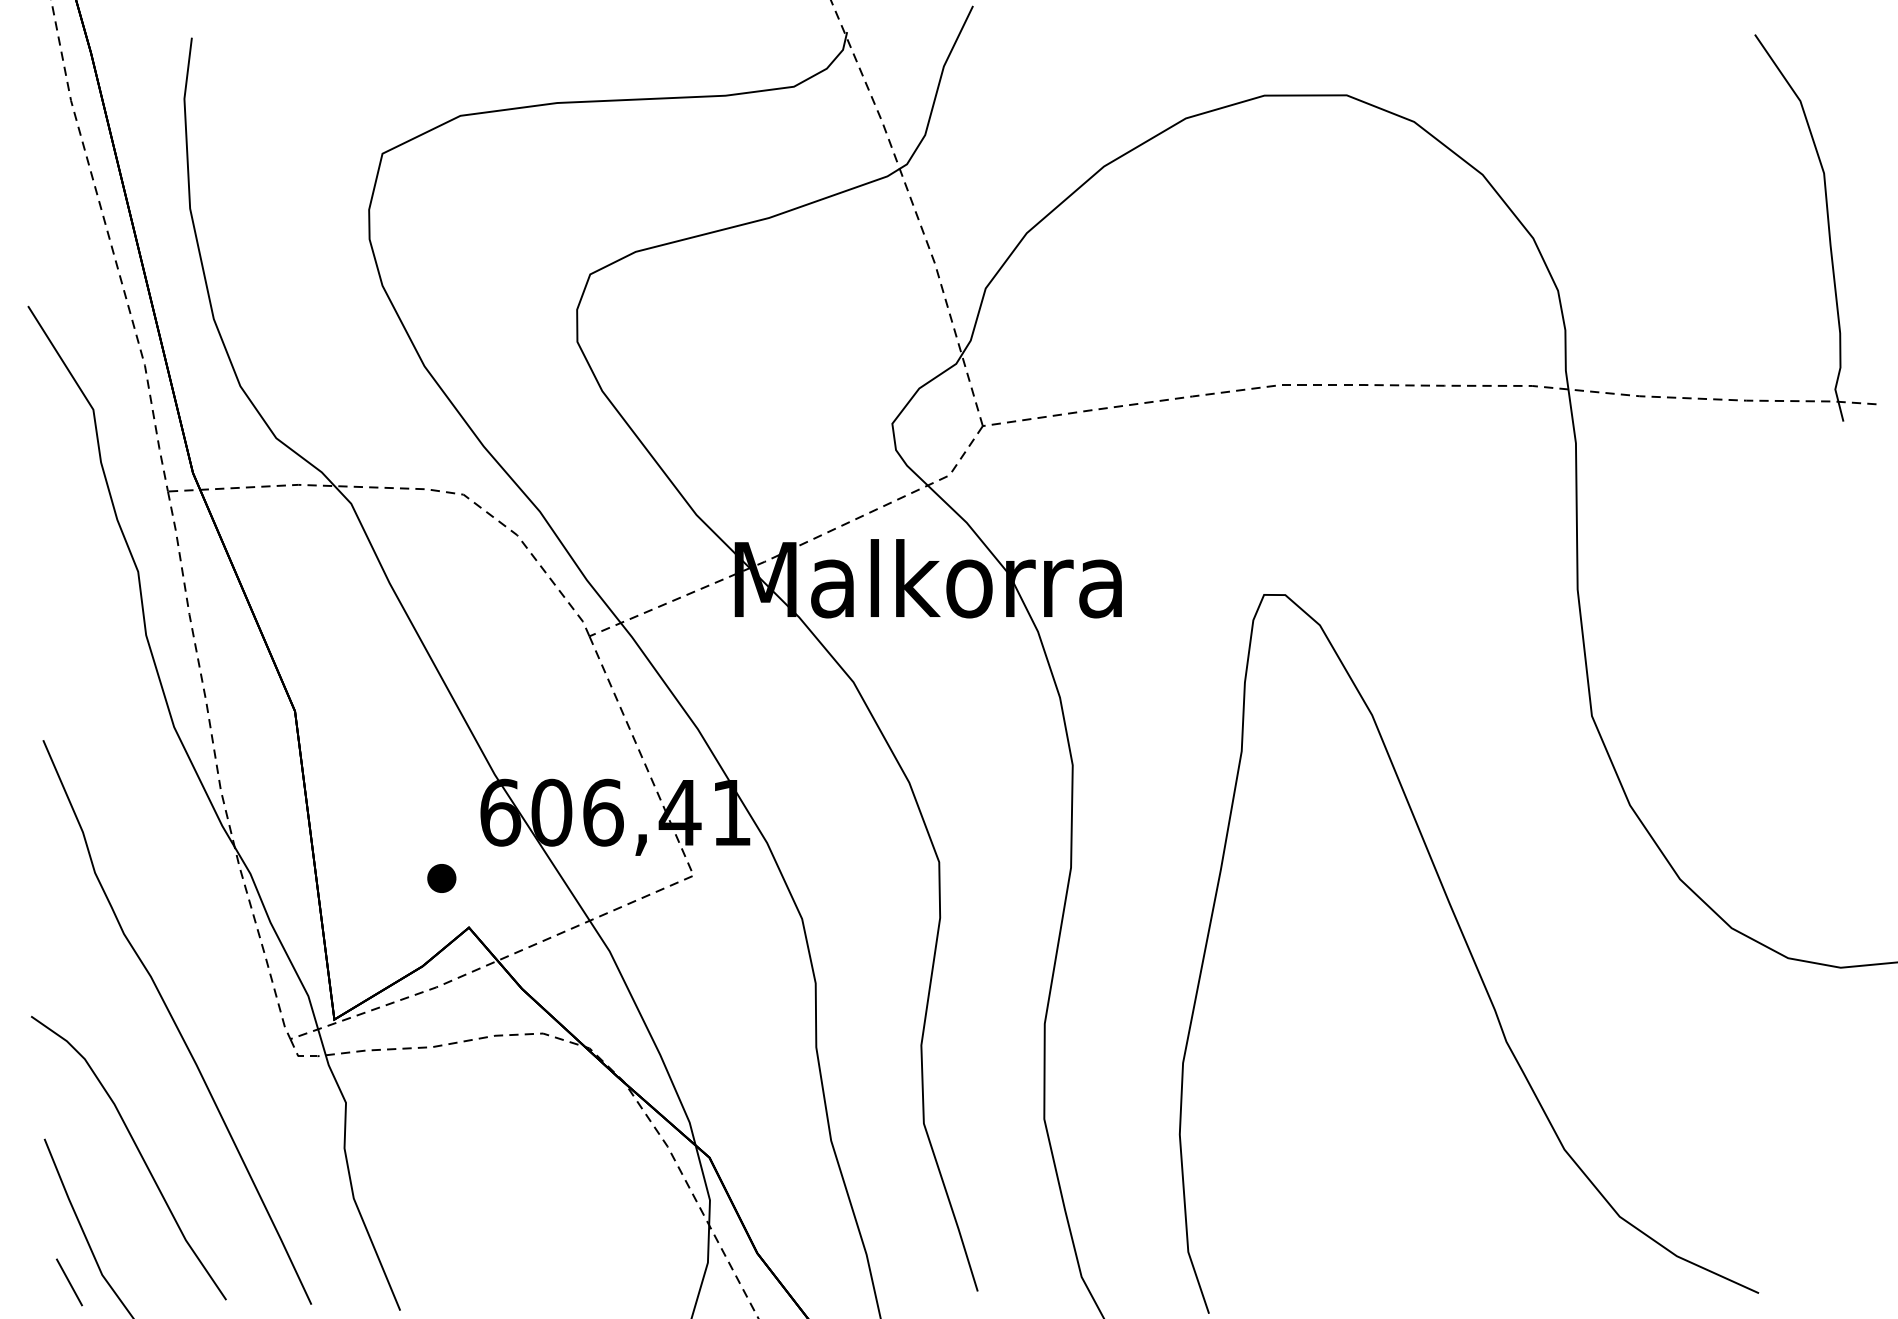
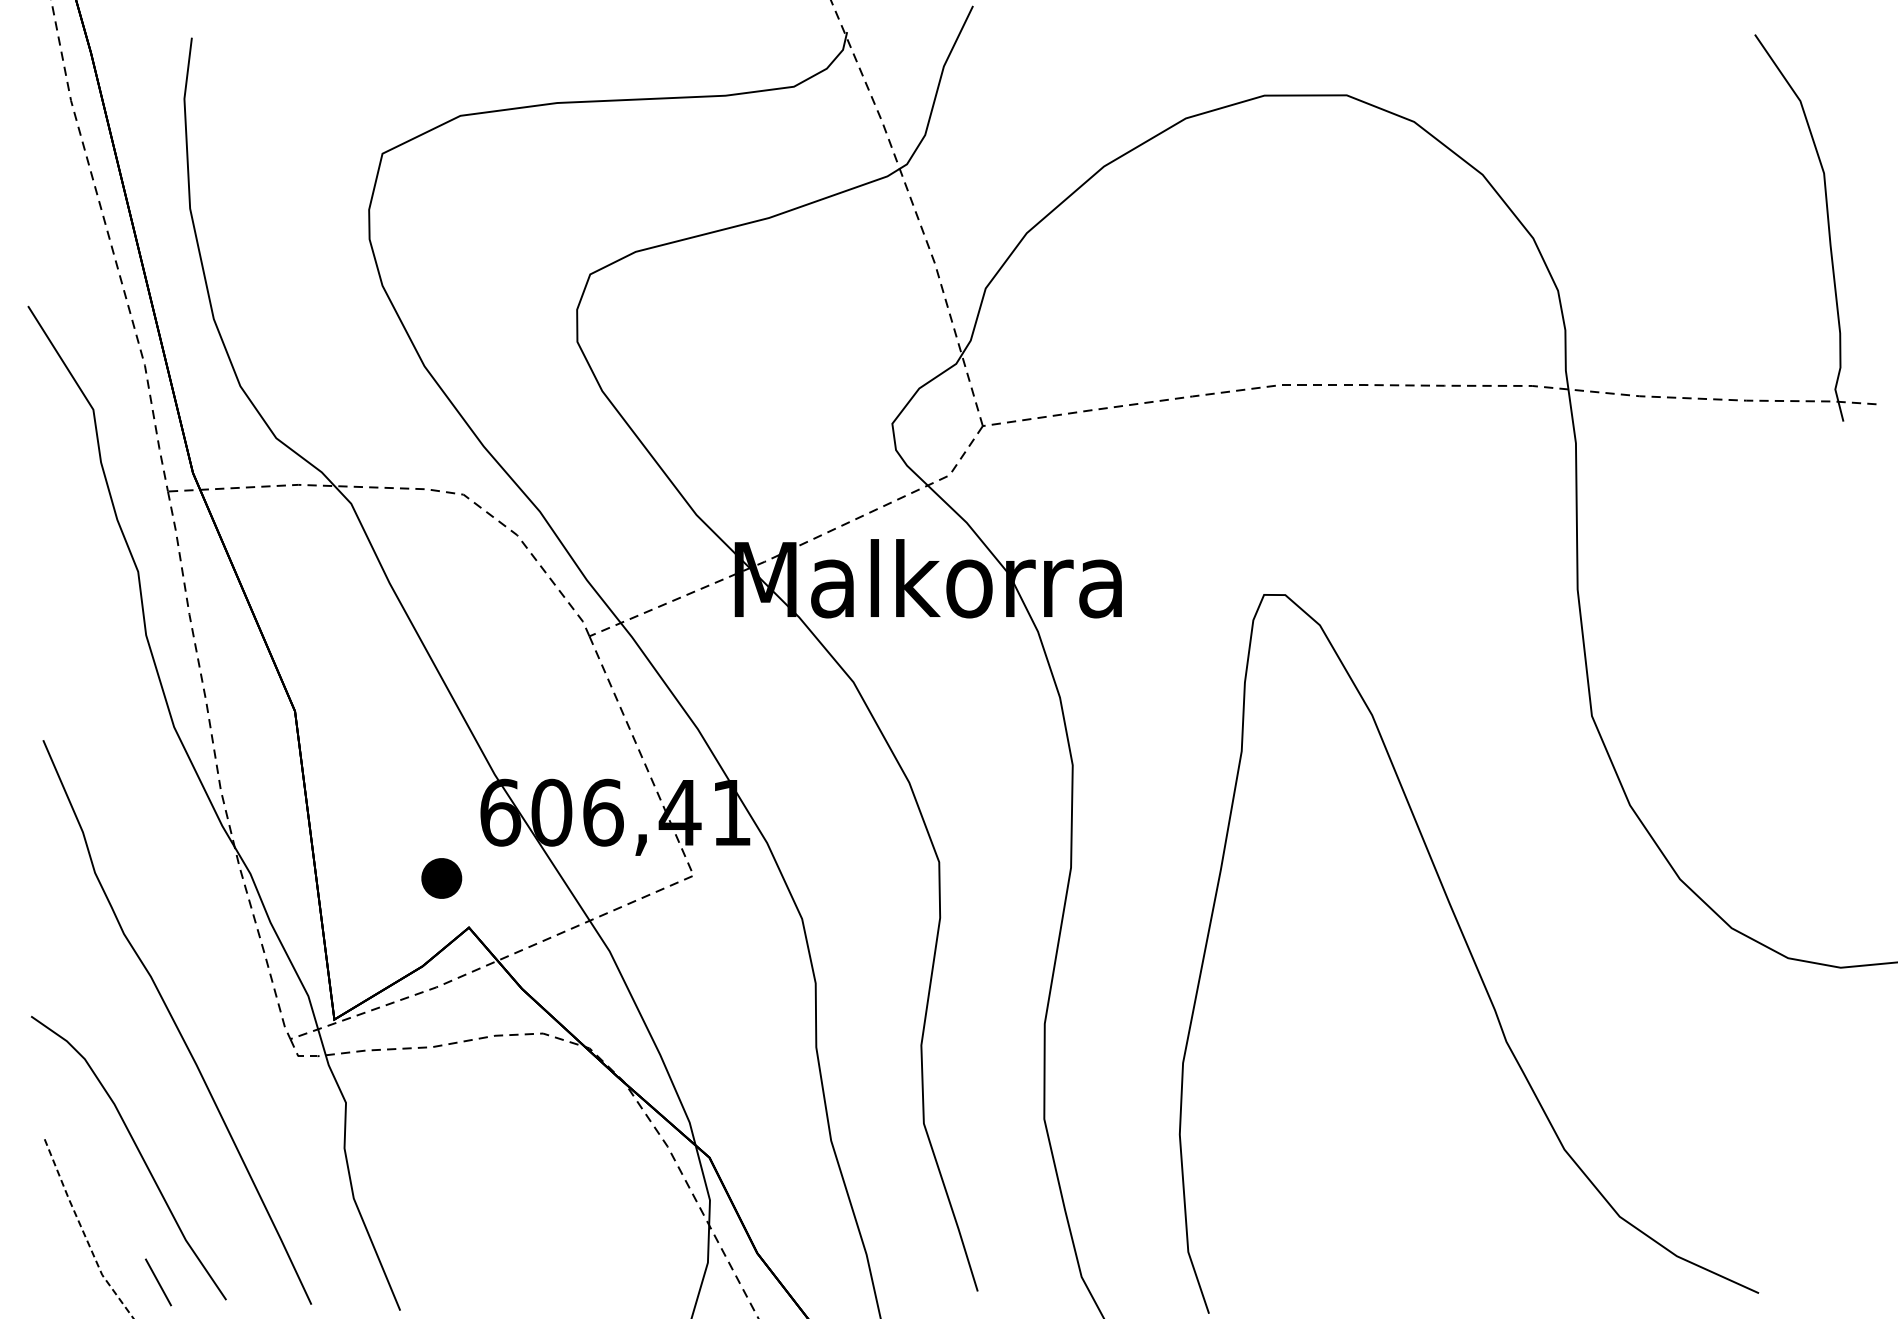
part size: 30x29 px -> 42x41 px (441, 878)
line: solid -> dashed (83, 1231)
line position: (69, 1282) -> (158, 1282) (158, 1282)
